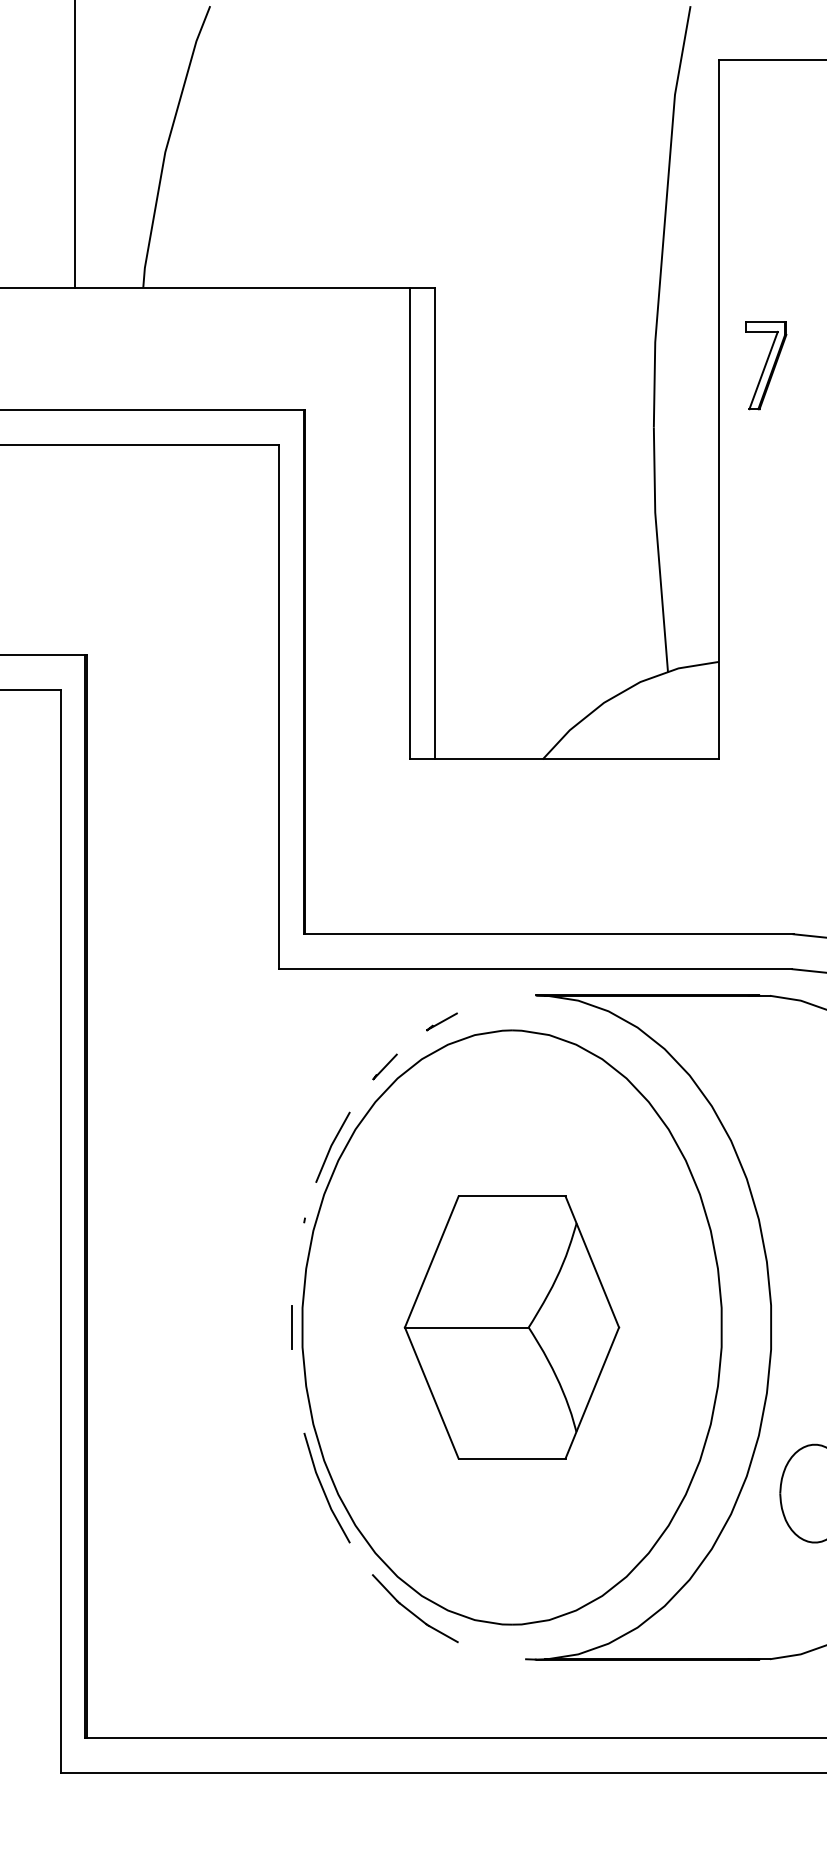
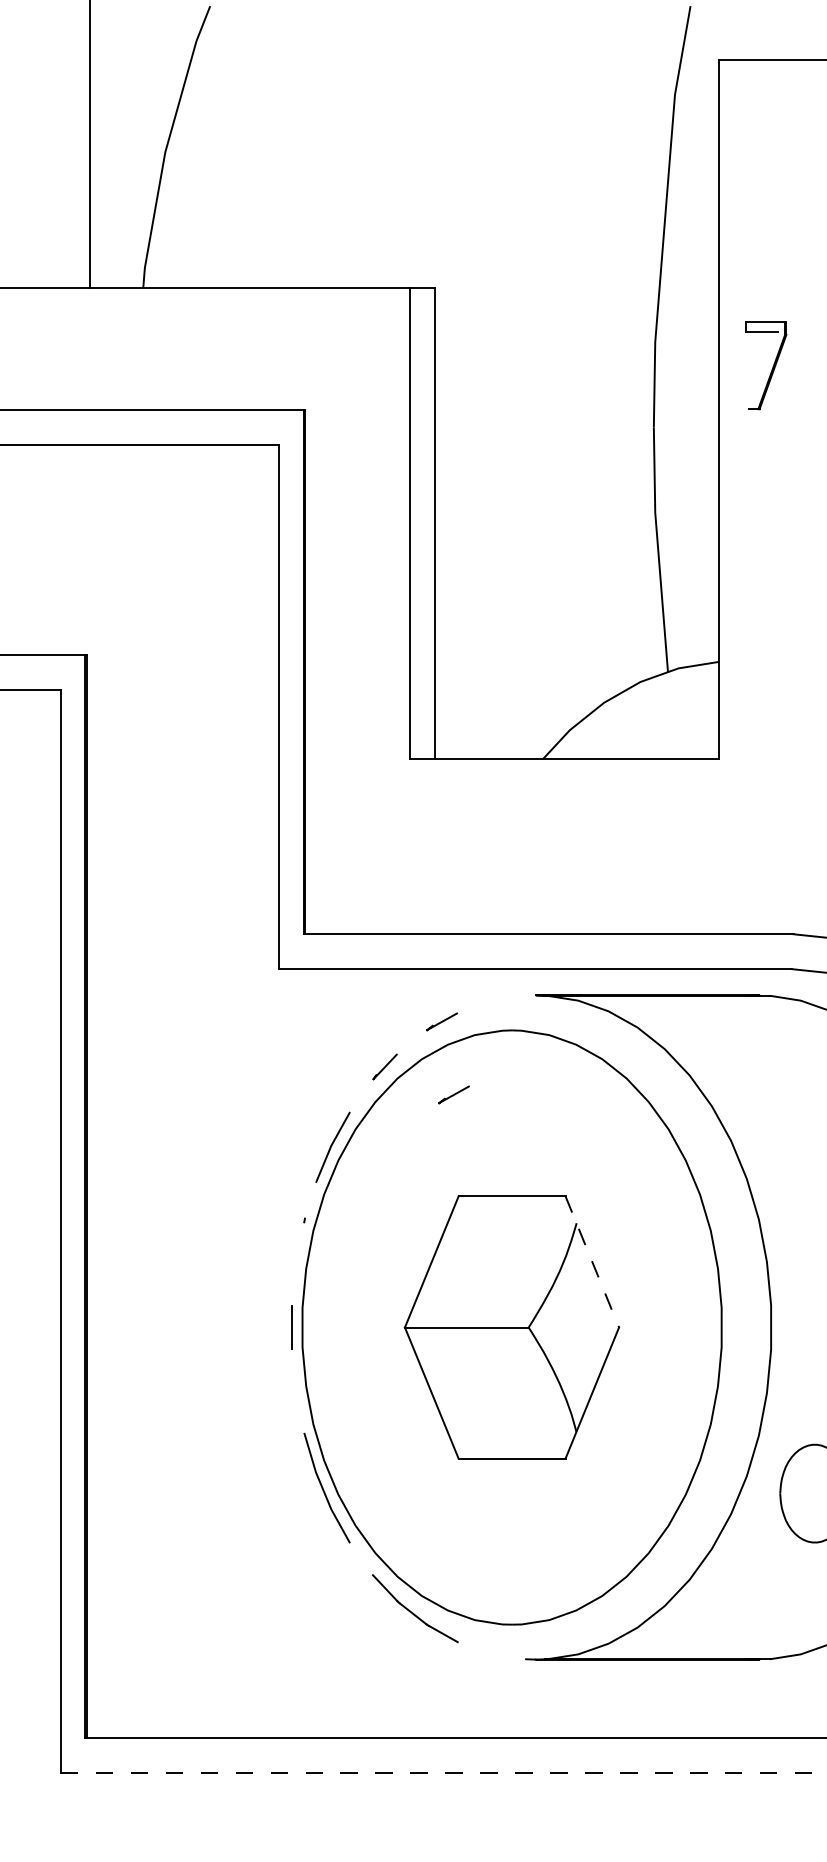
line position: (75, 144) -> (90, 144) (90, 144)
line: present -> none (763, 370)
part: none -> present (453, 1094)
line: solid -> dashed (592, 1261)
line: solid -> dashed (443, 1773)
